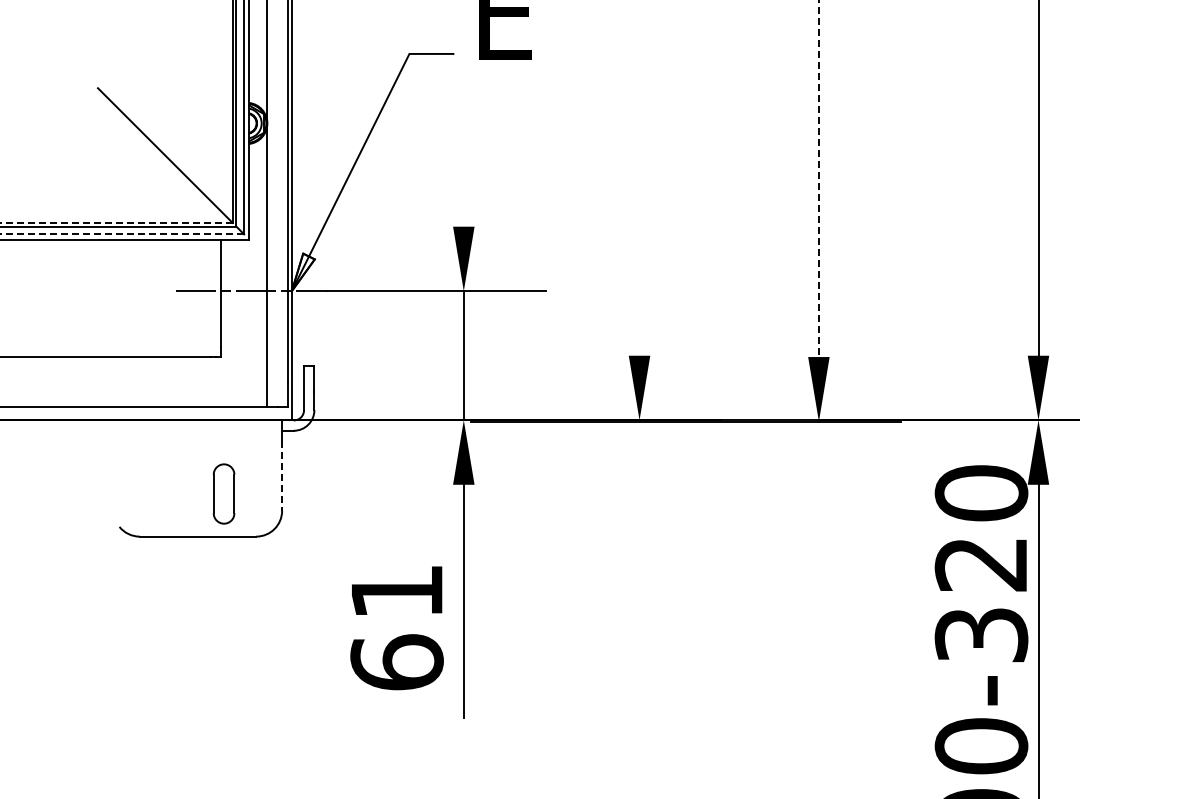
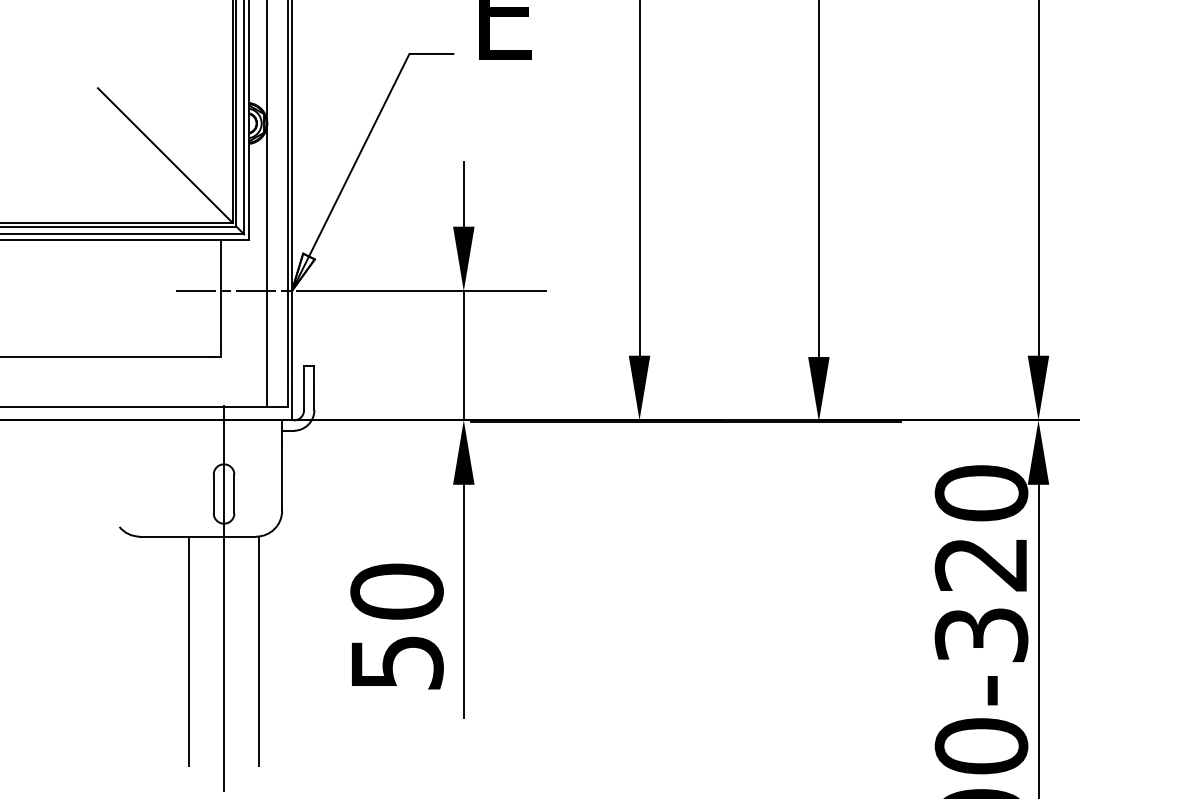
line: none -> present (639, 178)
line: dashed -> solid (818, 179)
line: none -> present (463, 194)
line: dashed -> solid (116, 222)
line: dashed -> solid (122, 234)
line: dashed -> solid (282, 475)
line: none -> present (224, 598)
text: 61 -> 50 (396, 626)
line: none -> present (189, 651)
line: none -> present (258, 651)
